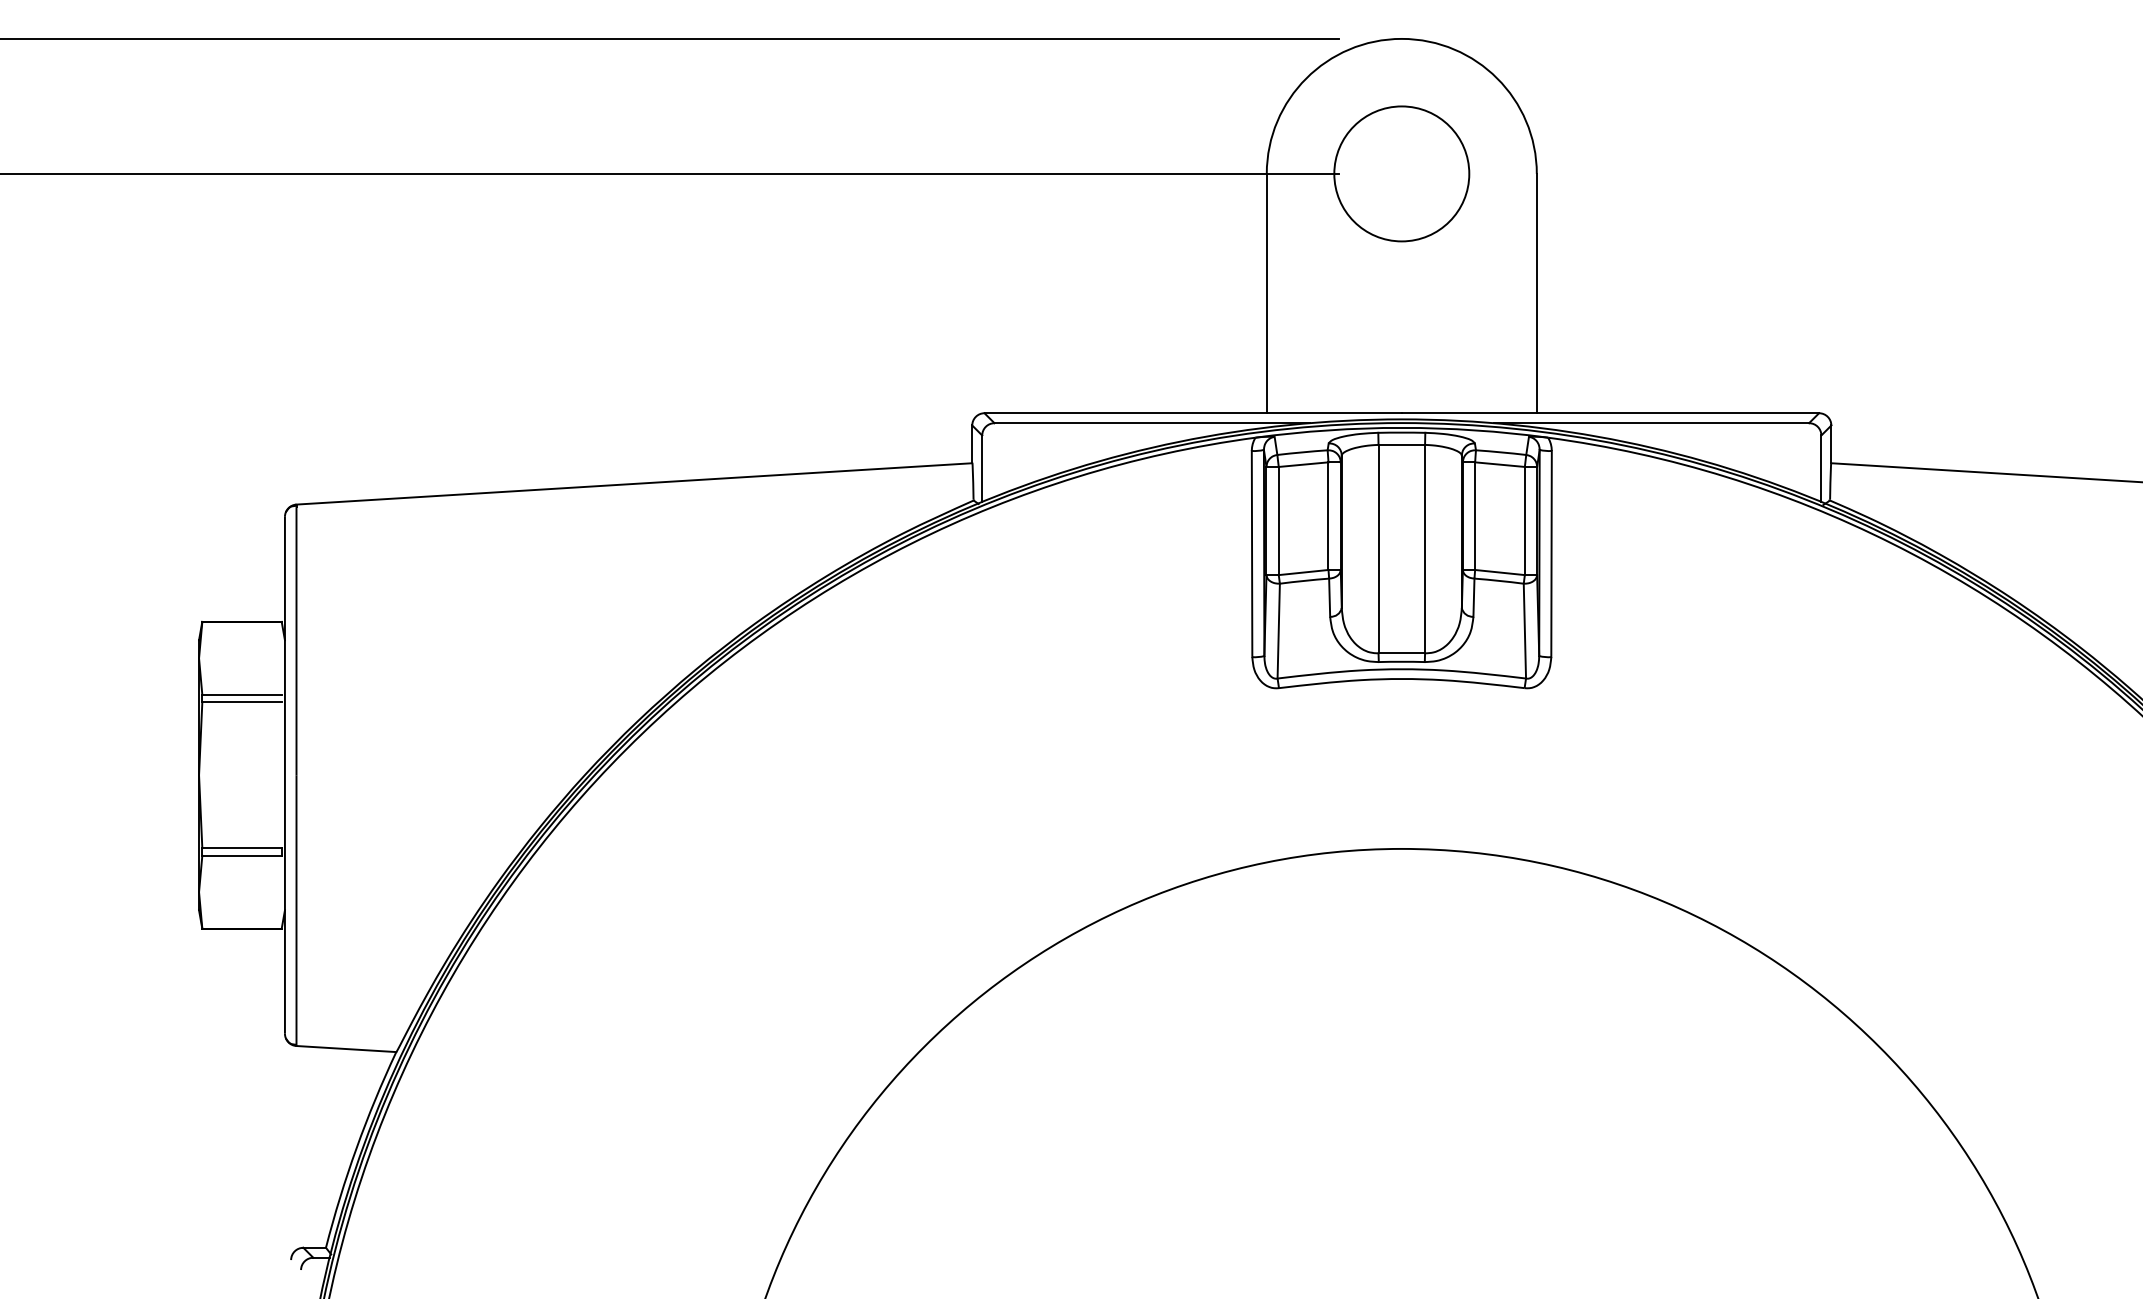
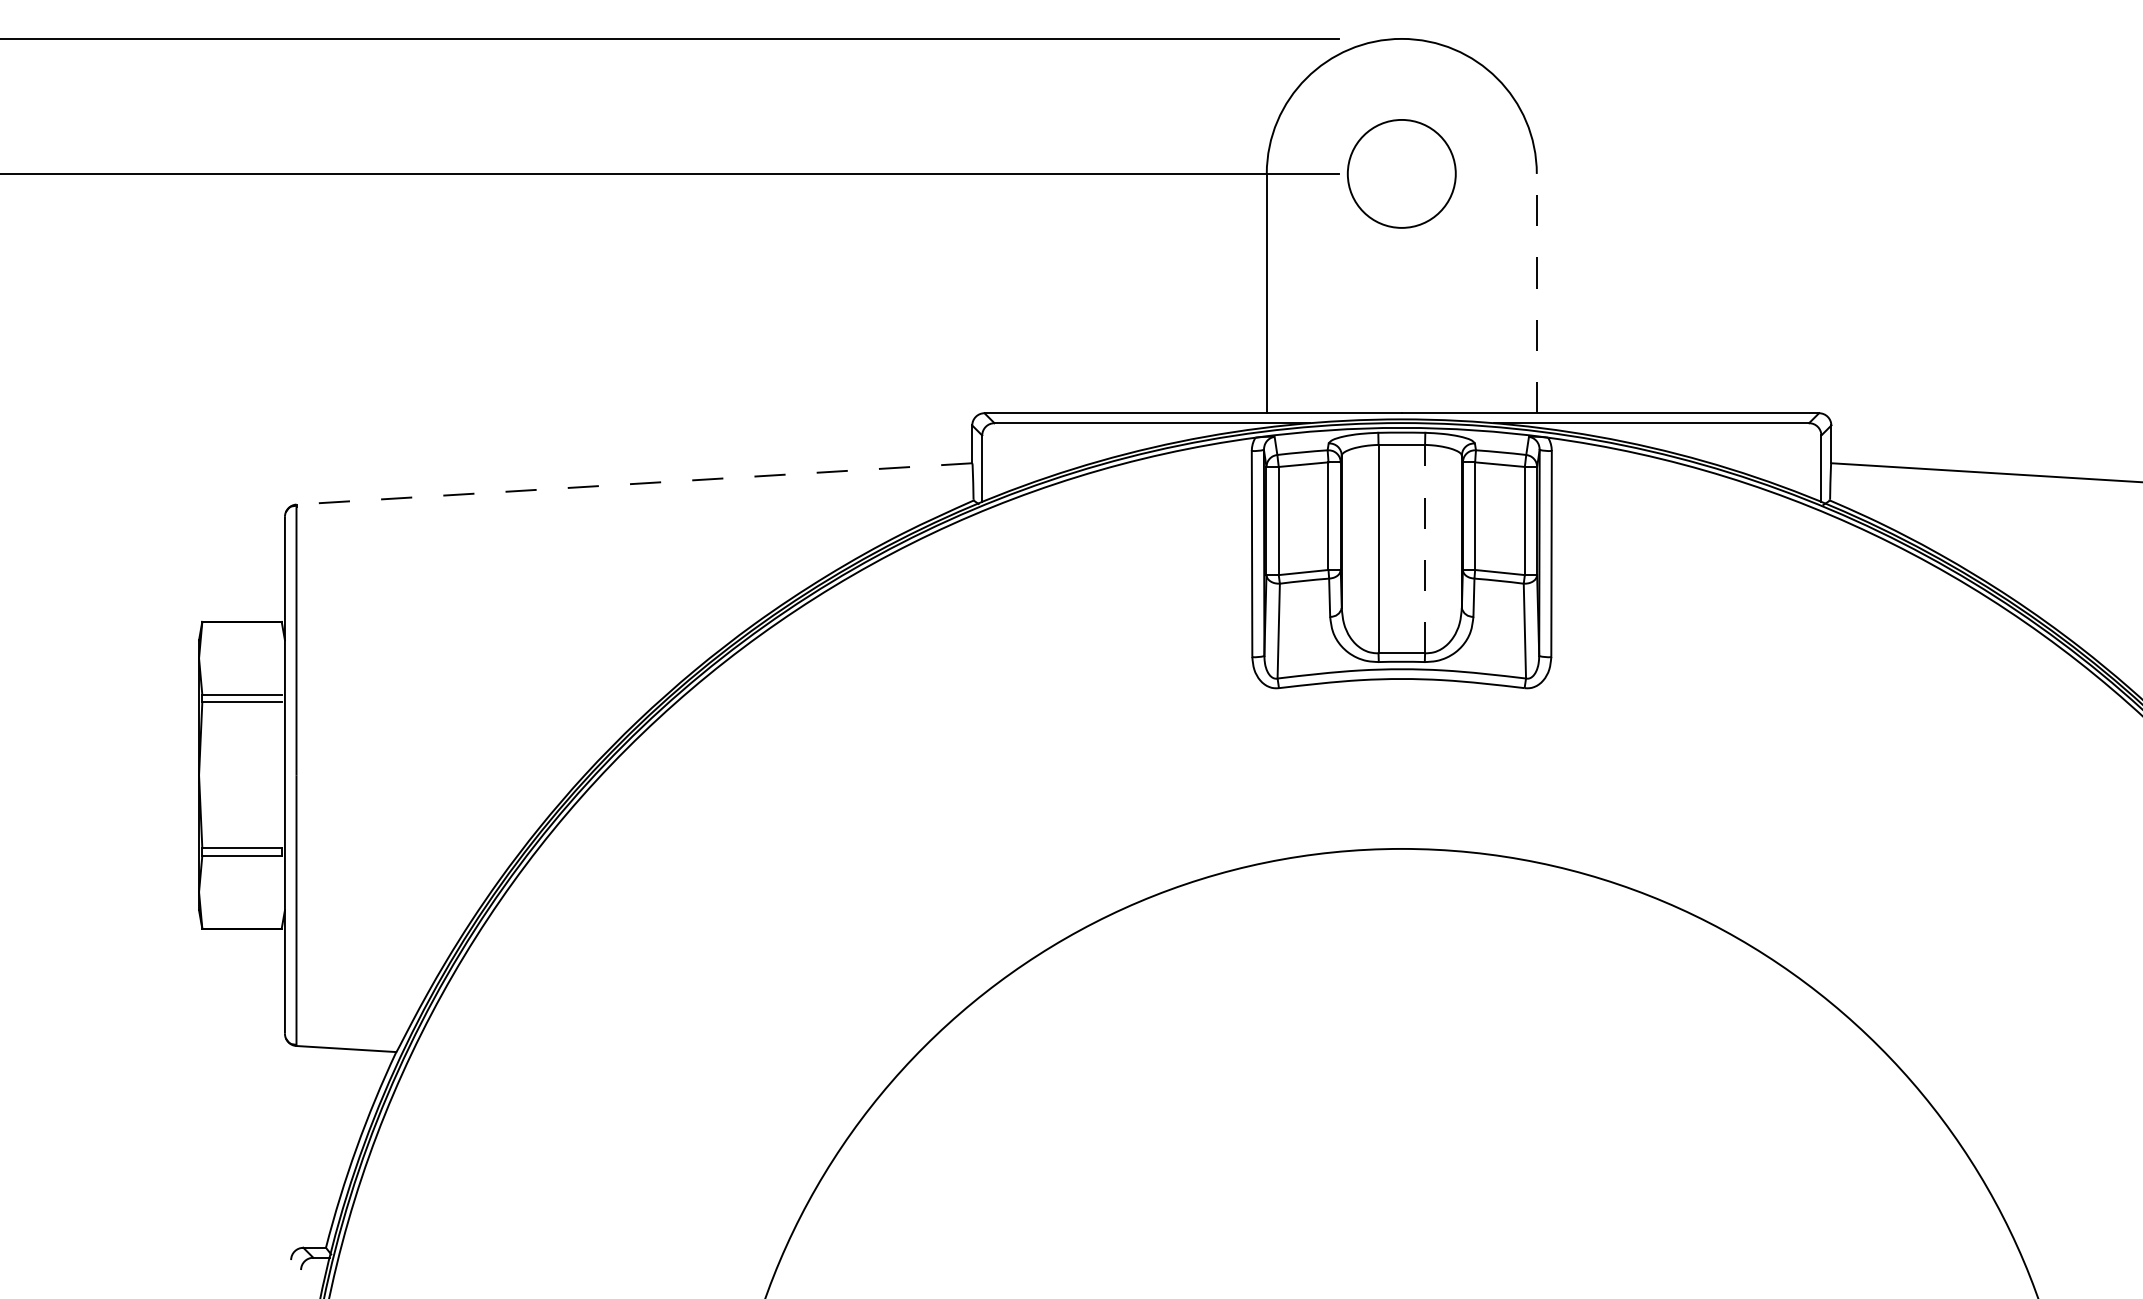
circle diameter: 135 px -> 108 px (1401, 173)
line: solid -> dashed (1536, 293)
line: solid -> dashed (634, 483)
line: solid -> dashed (1425, 548)
